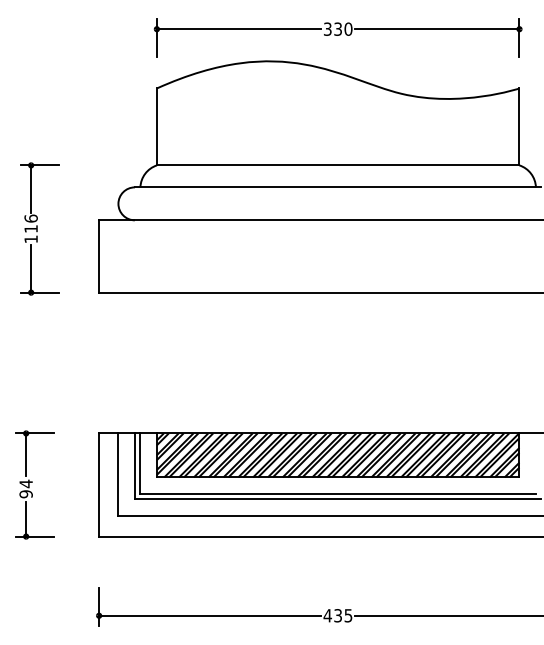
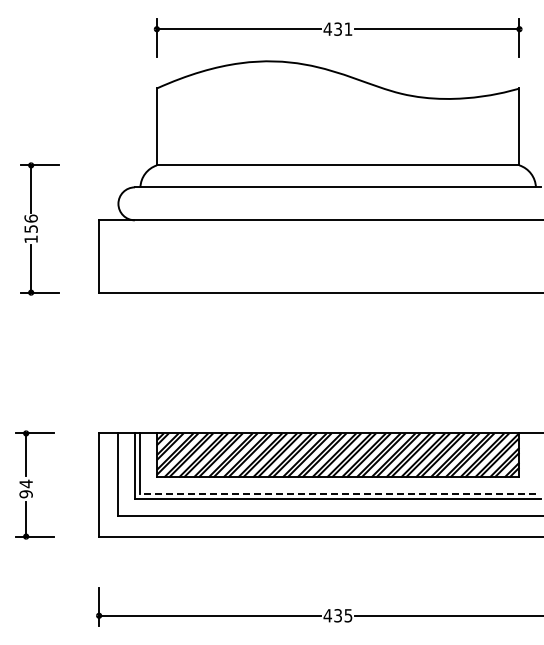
text: 330 -> 431 (337, 28)
text: 116 -> 156 (30, 228)
line: solid -> dashed (338, 493)
